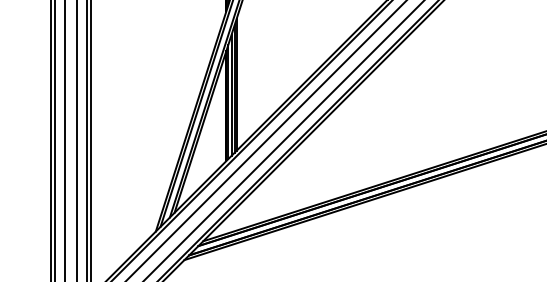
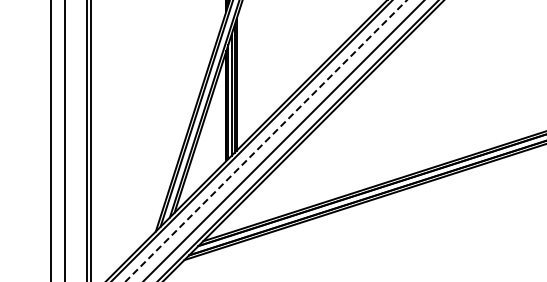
line: present -> none (54, 140)
line: present -> none (77, 140)
line: solid -> dashed (266, 141)
